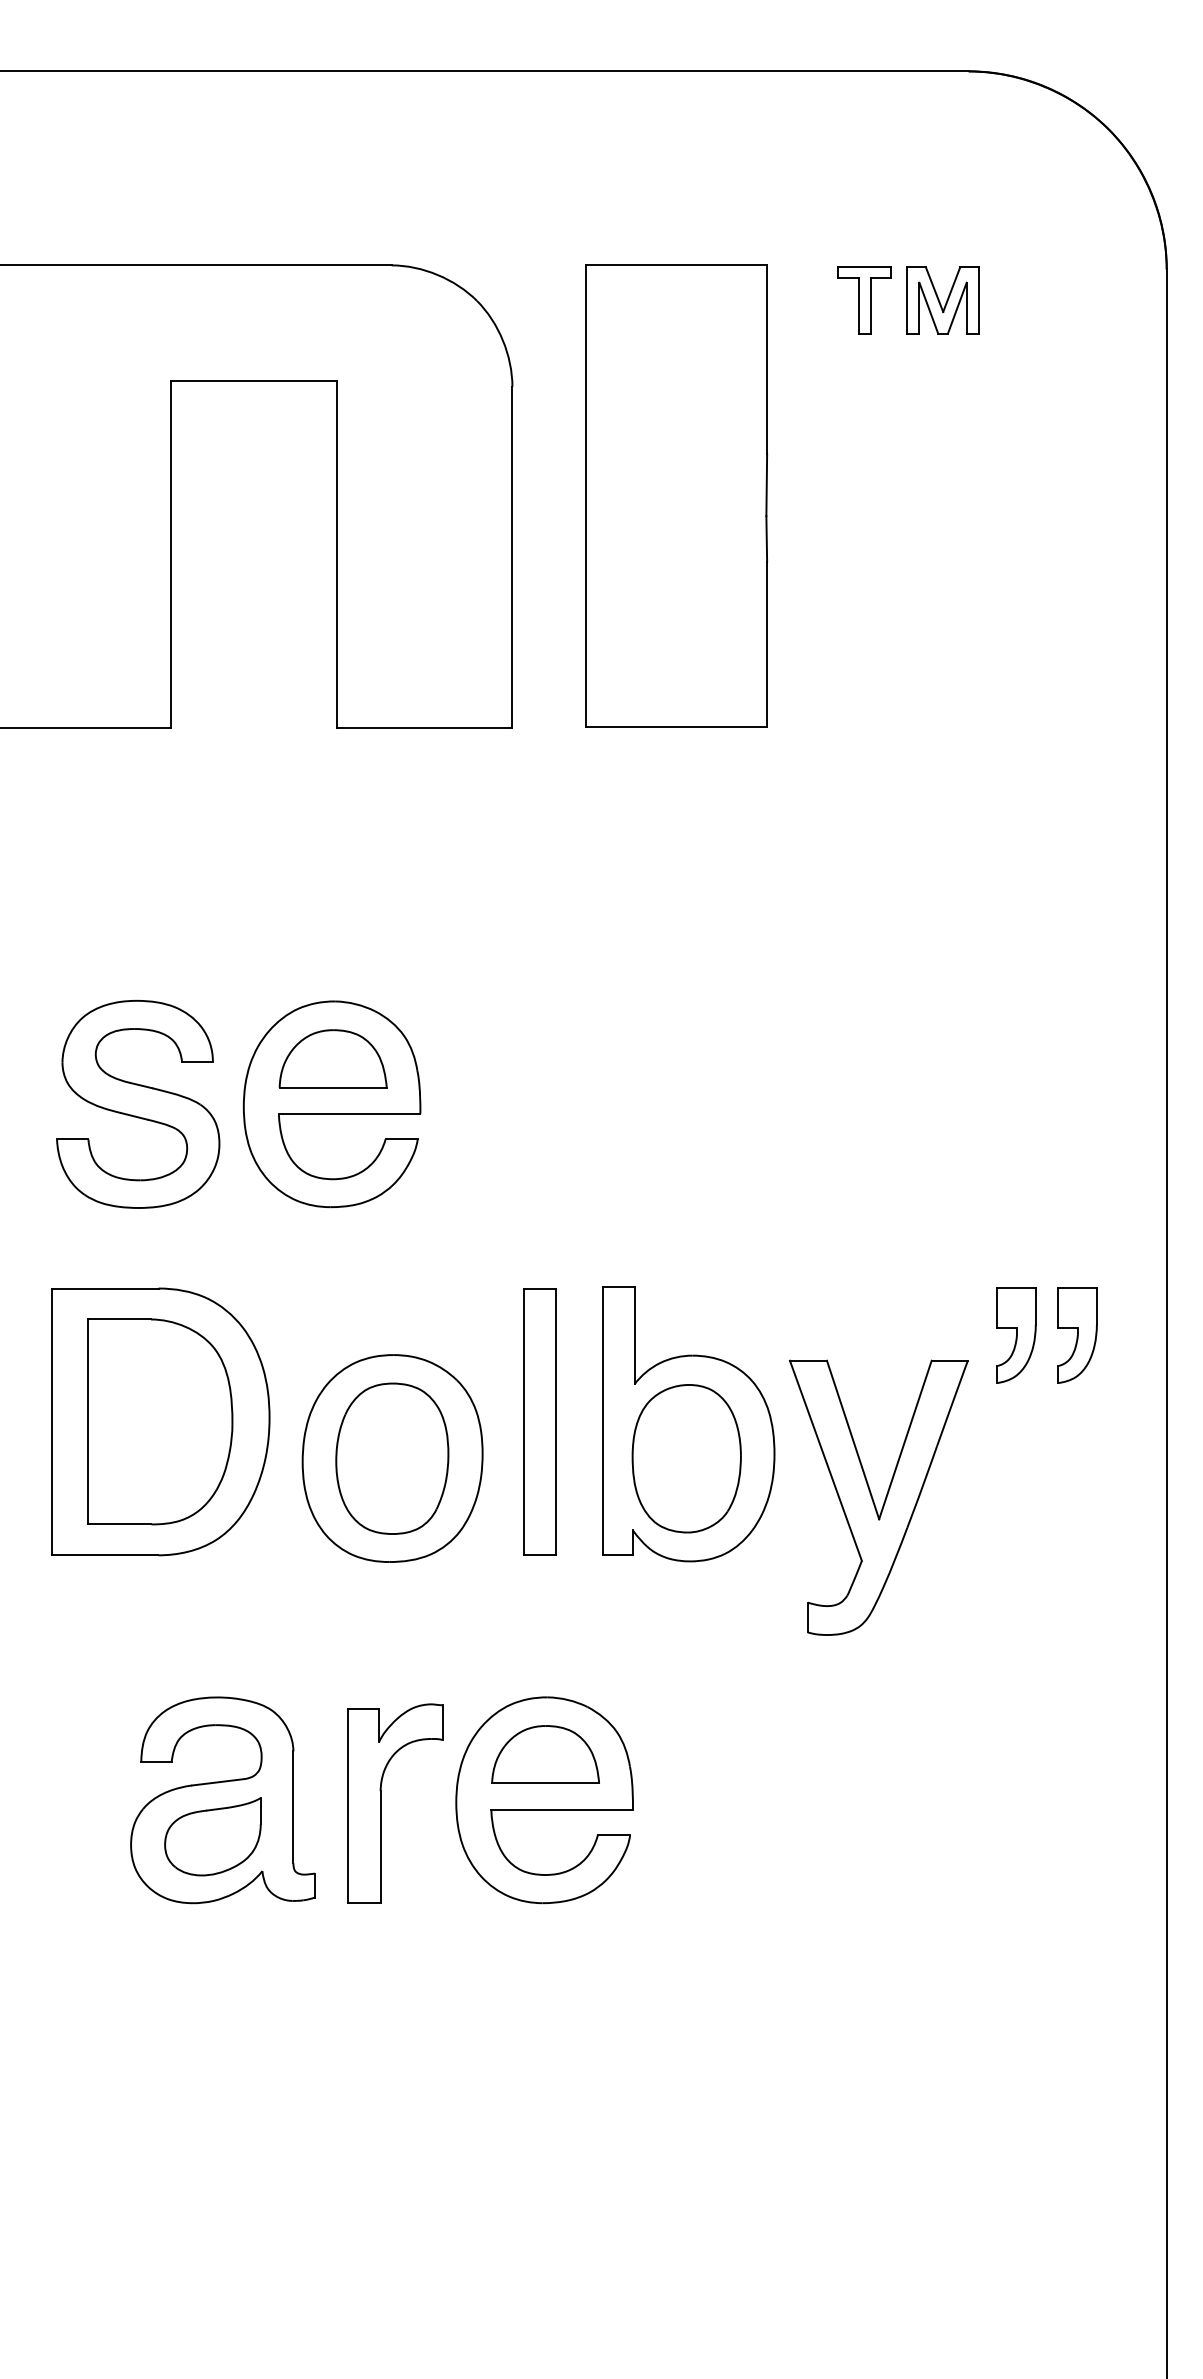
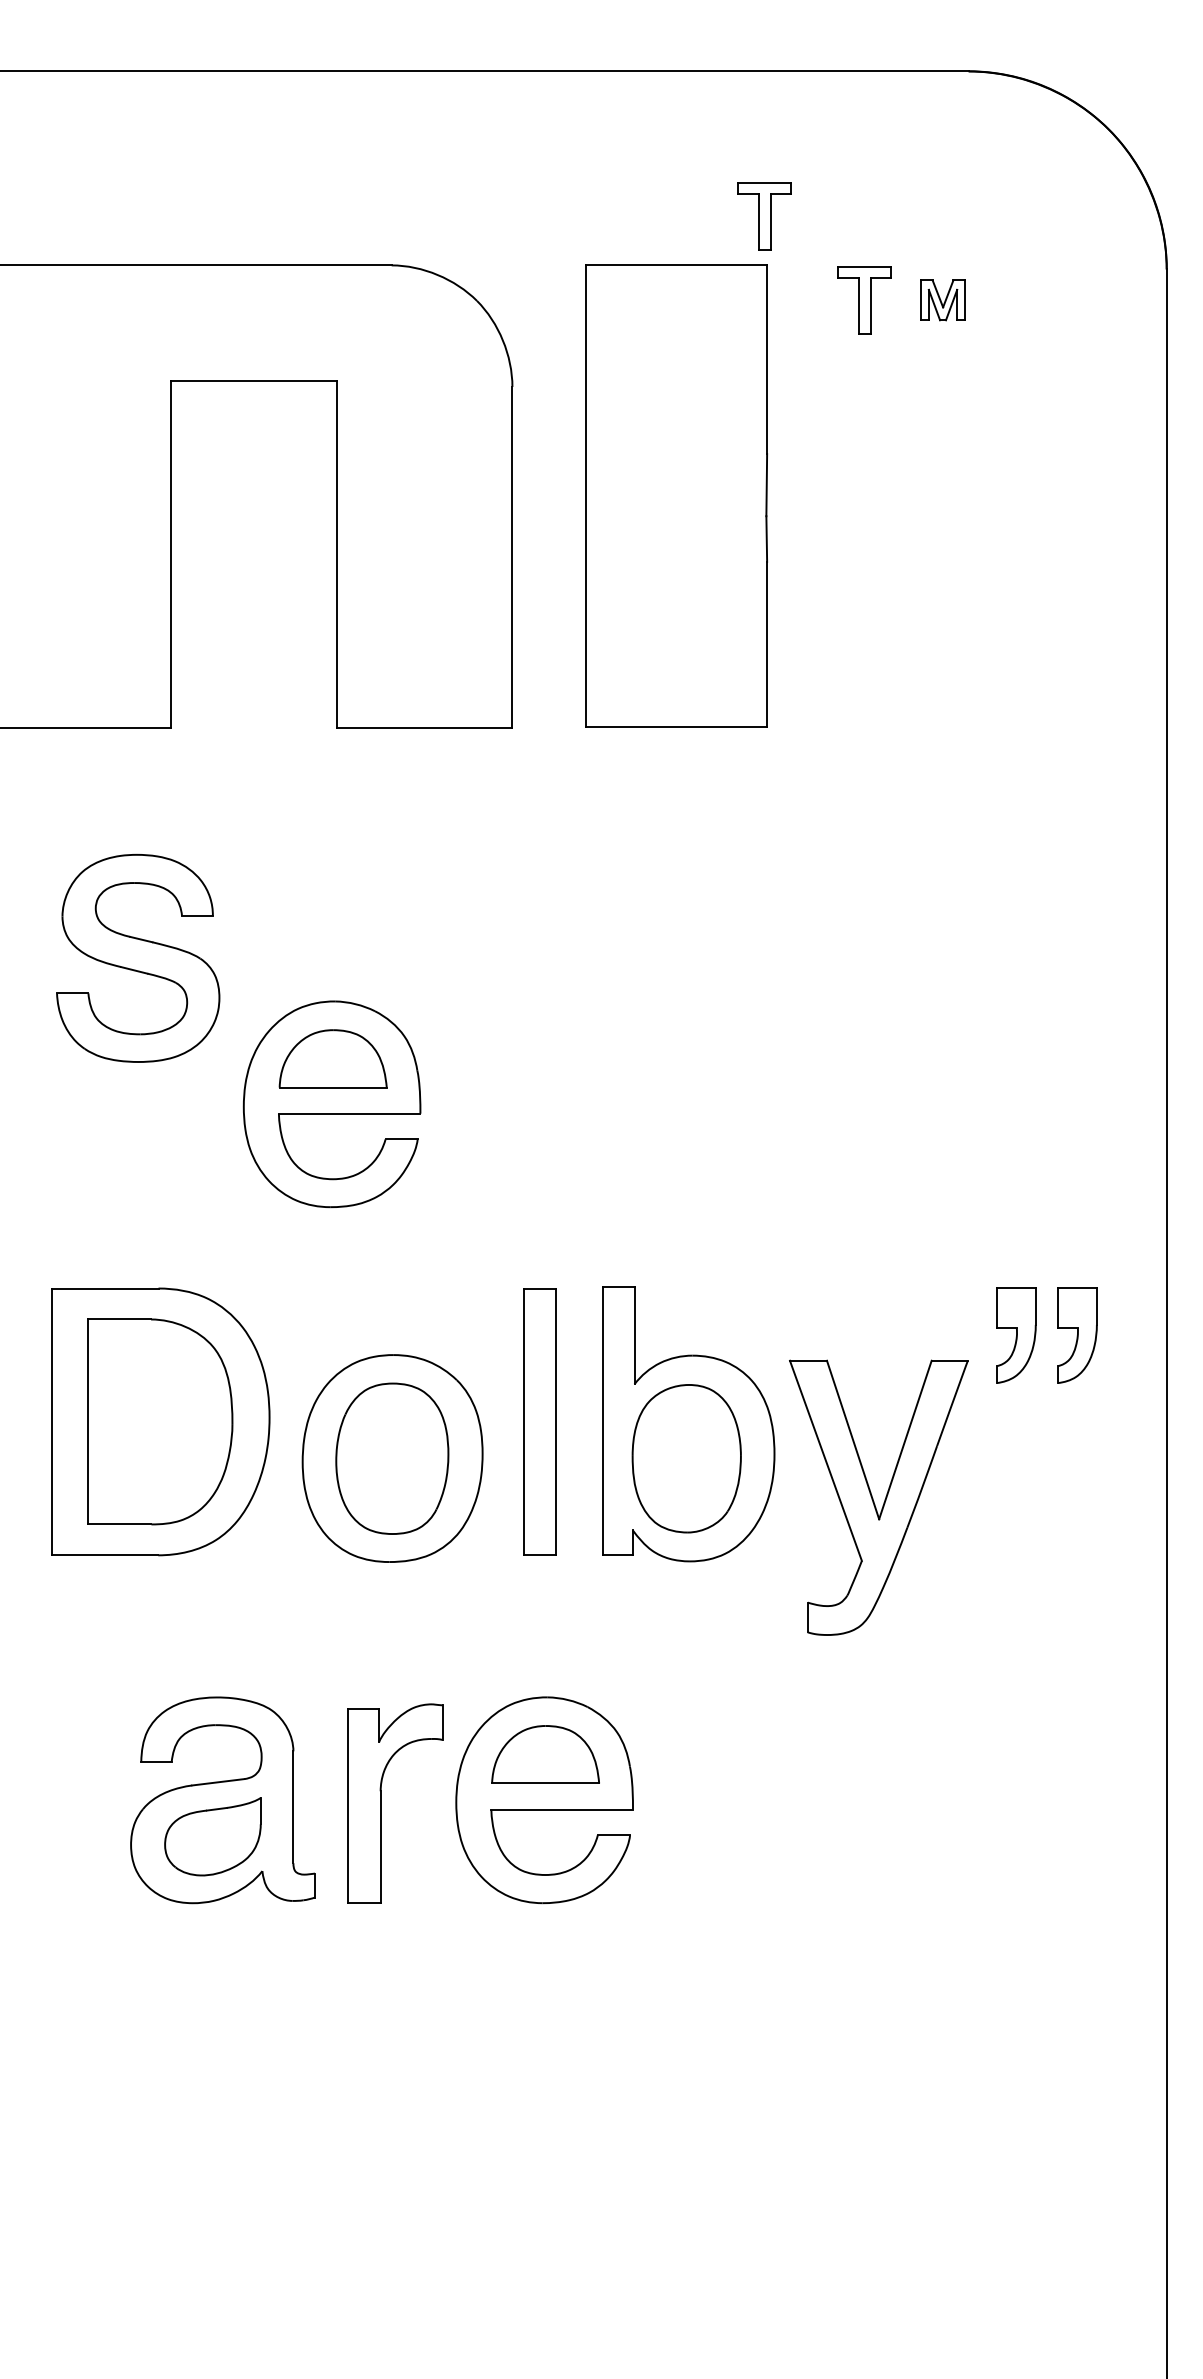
part: none -> present (764, 216)
part size: 74x69 px -> 46x43 px (942, 300)
part position: (138, 1104) -> (138, 958) (138, 958)
